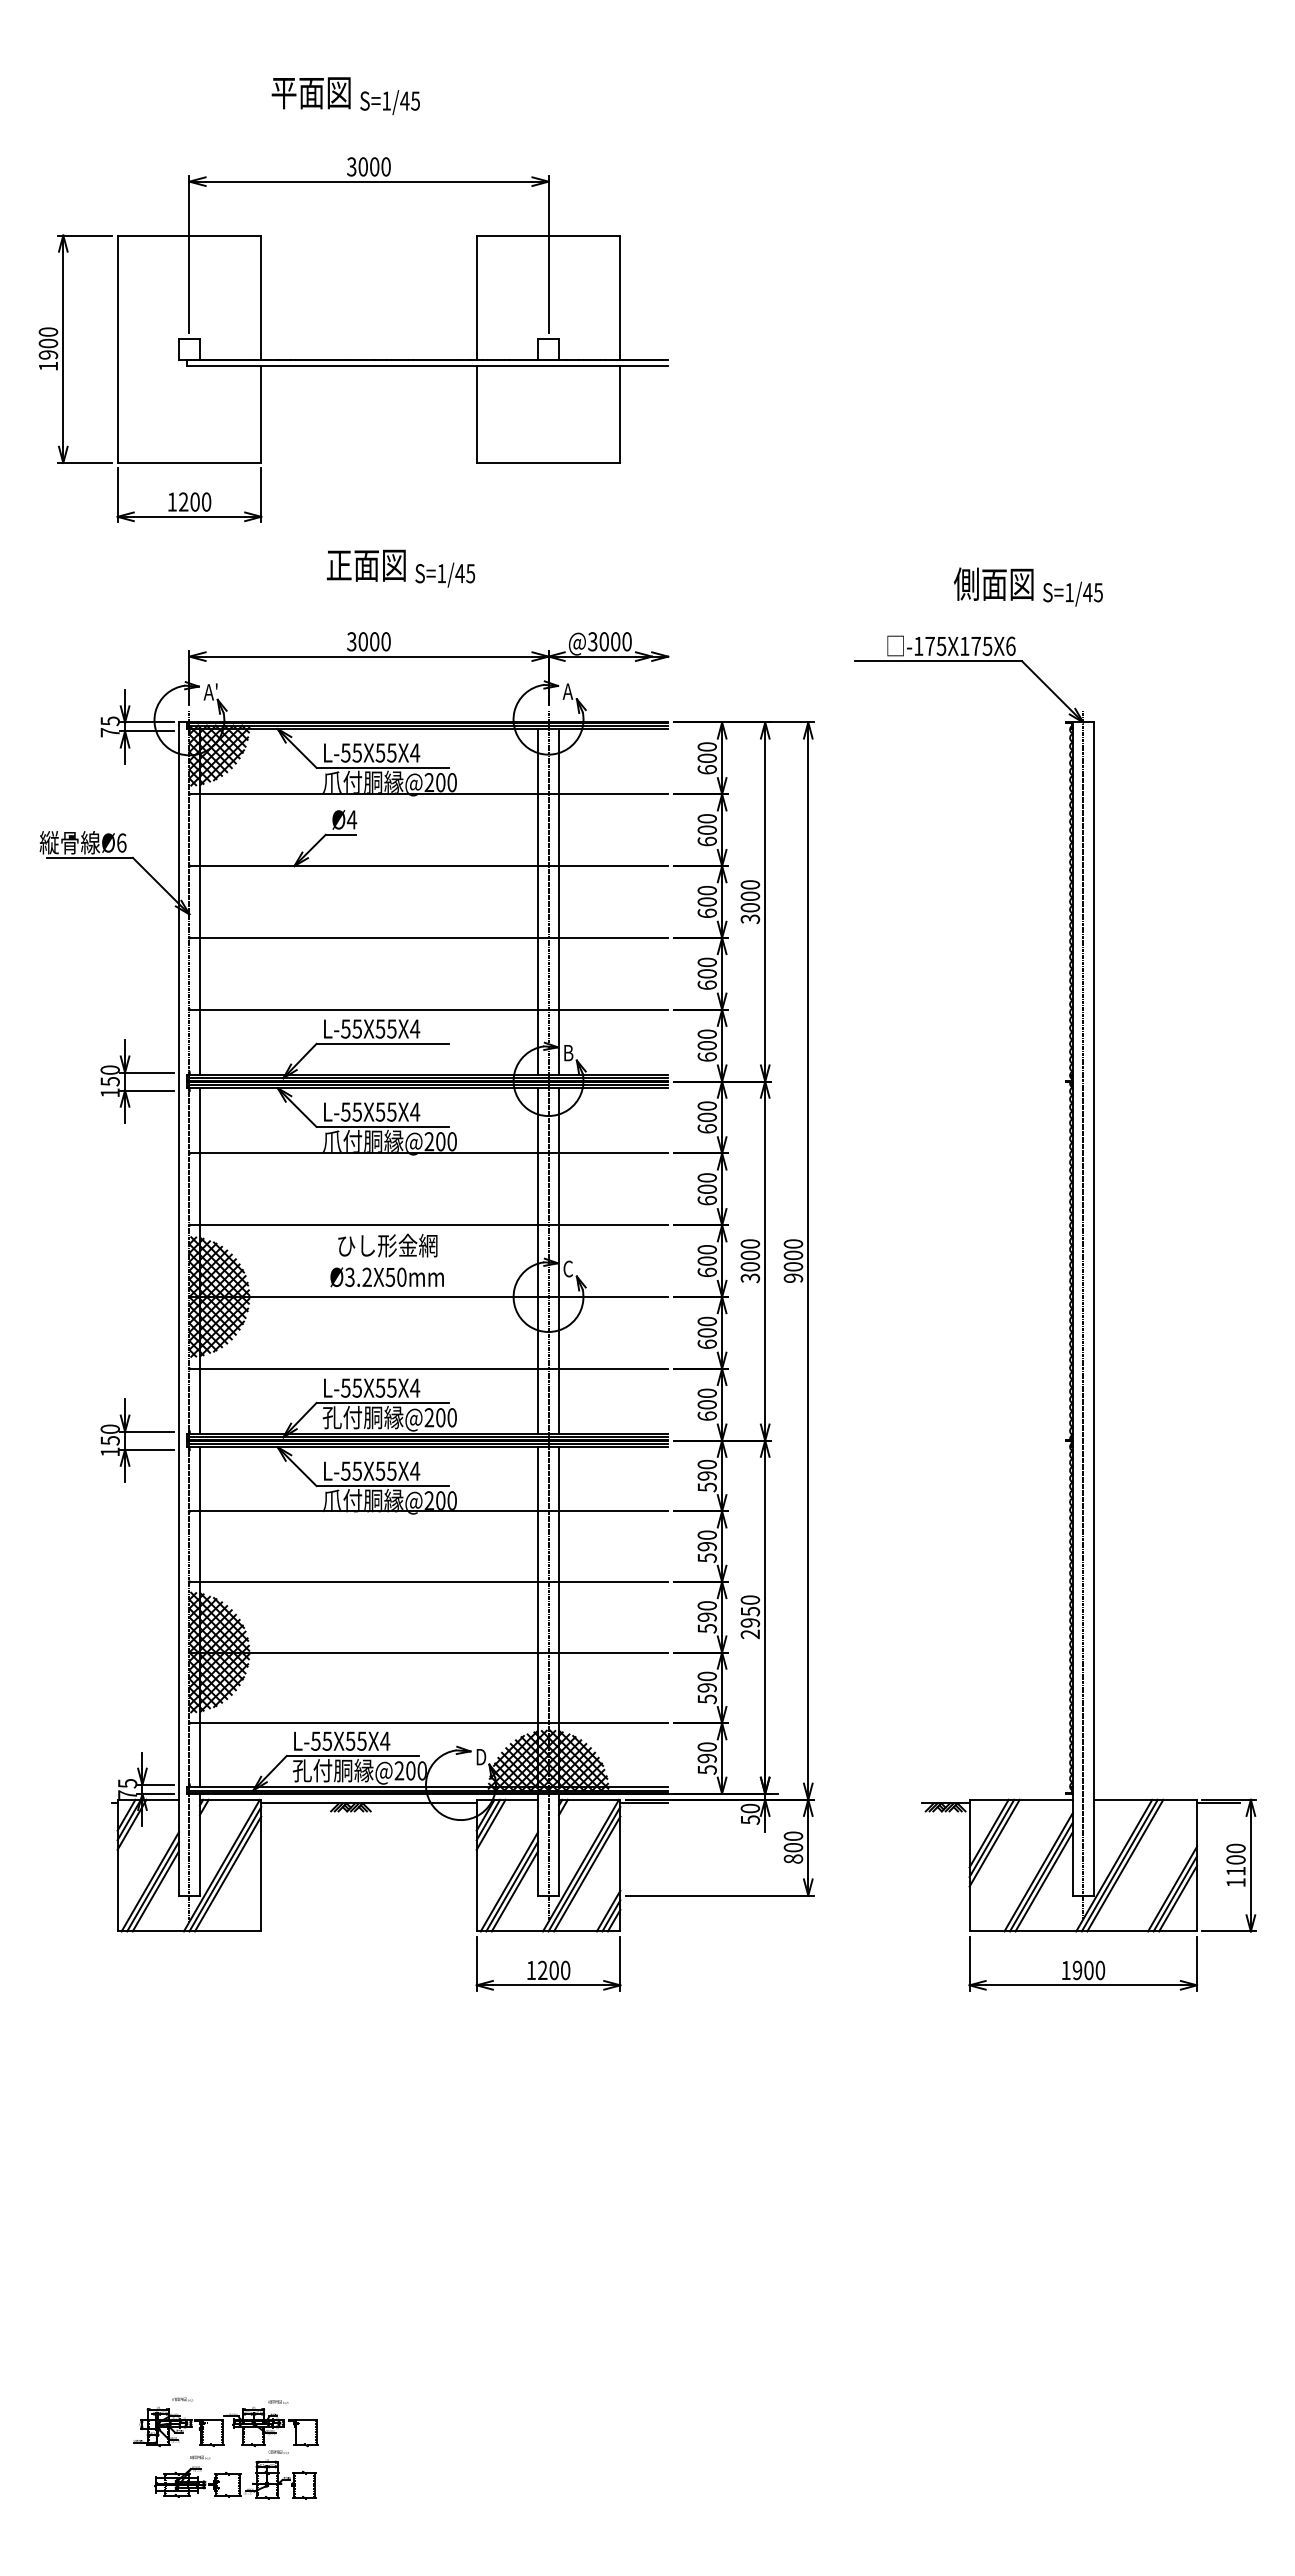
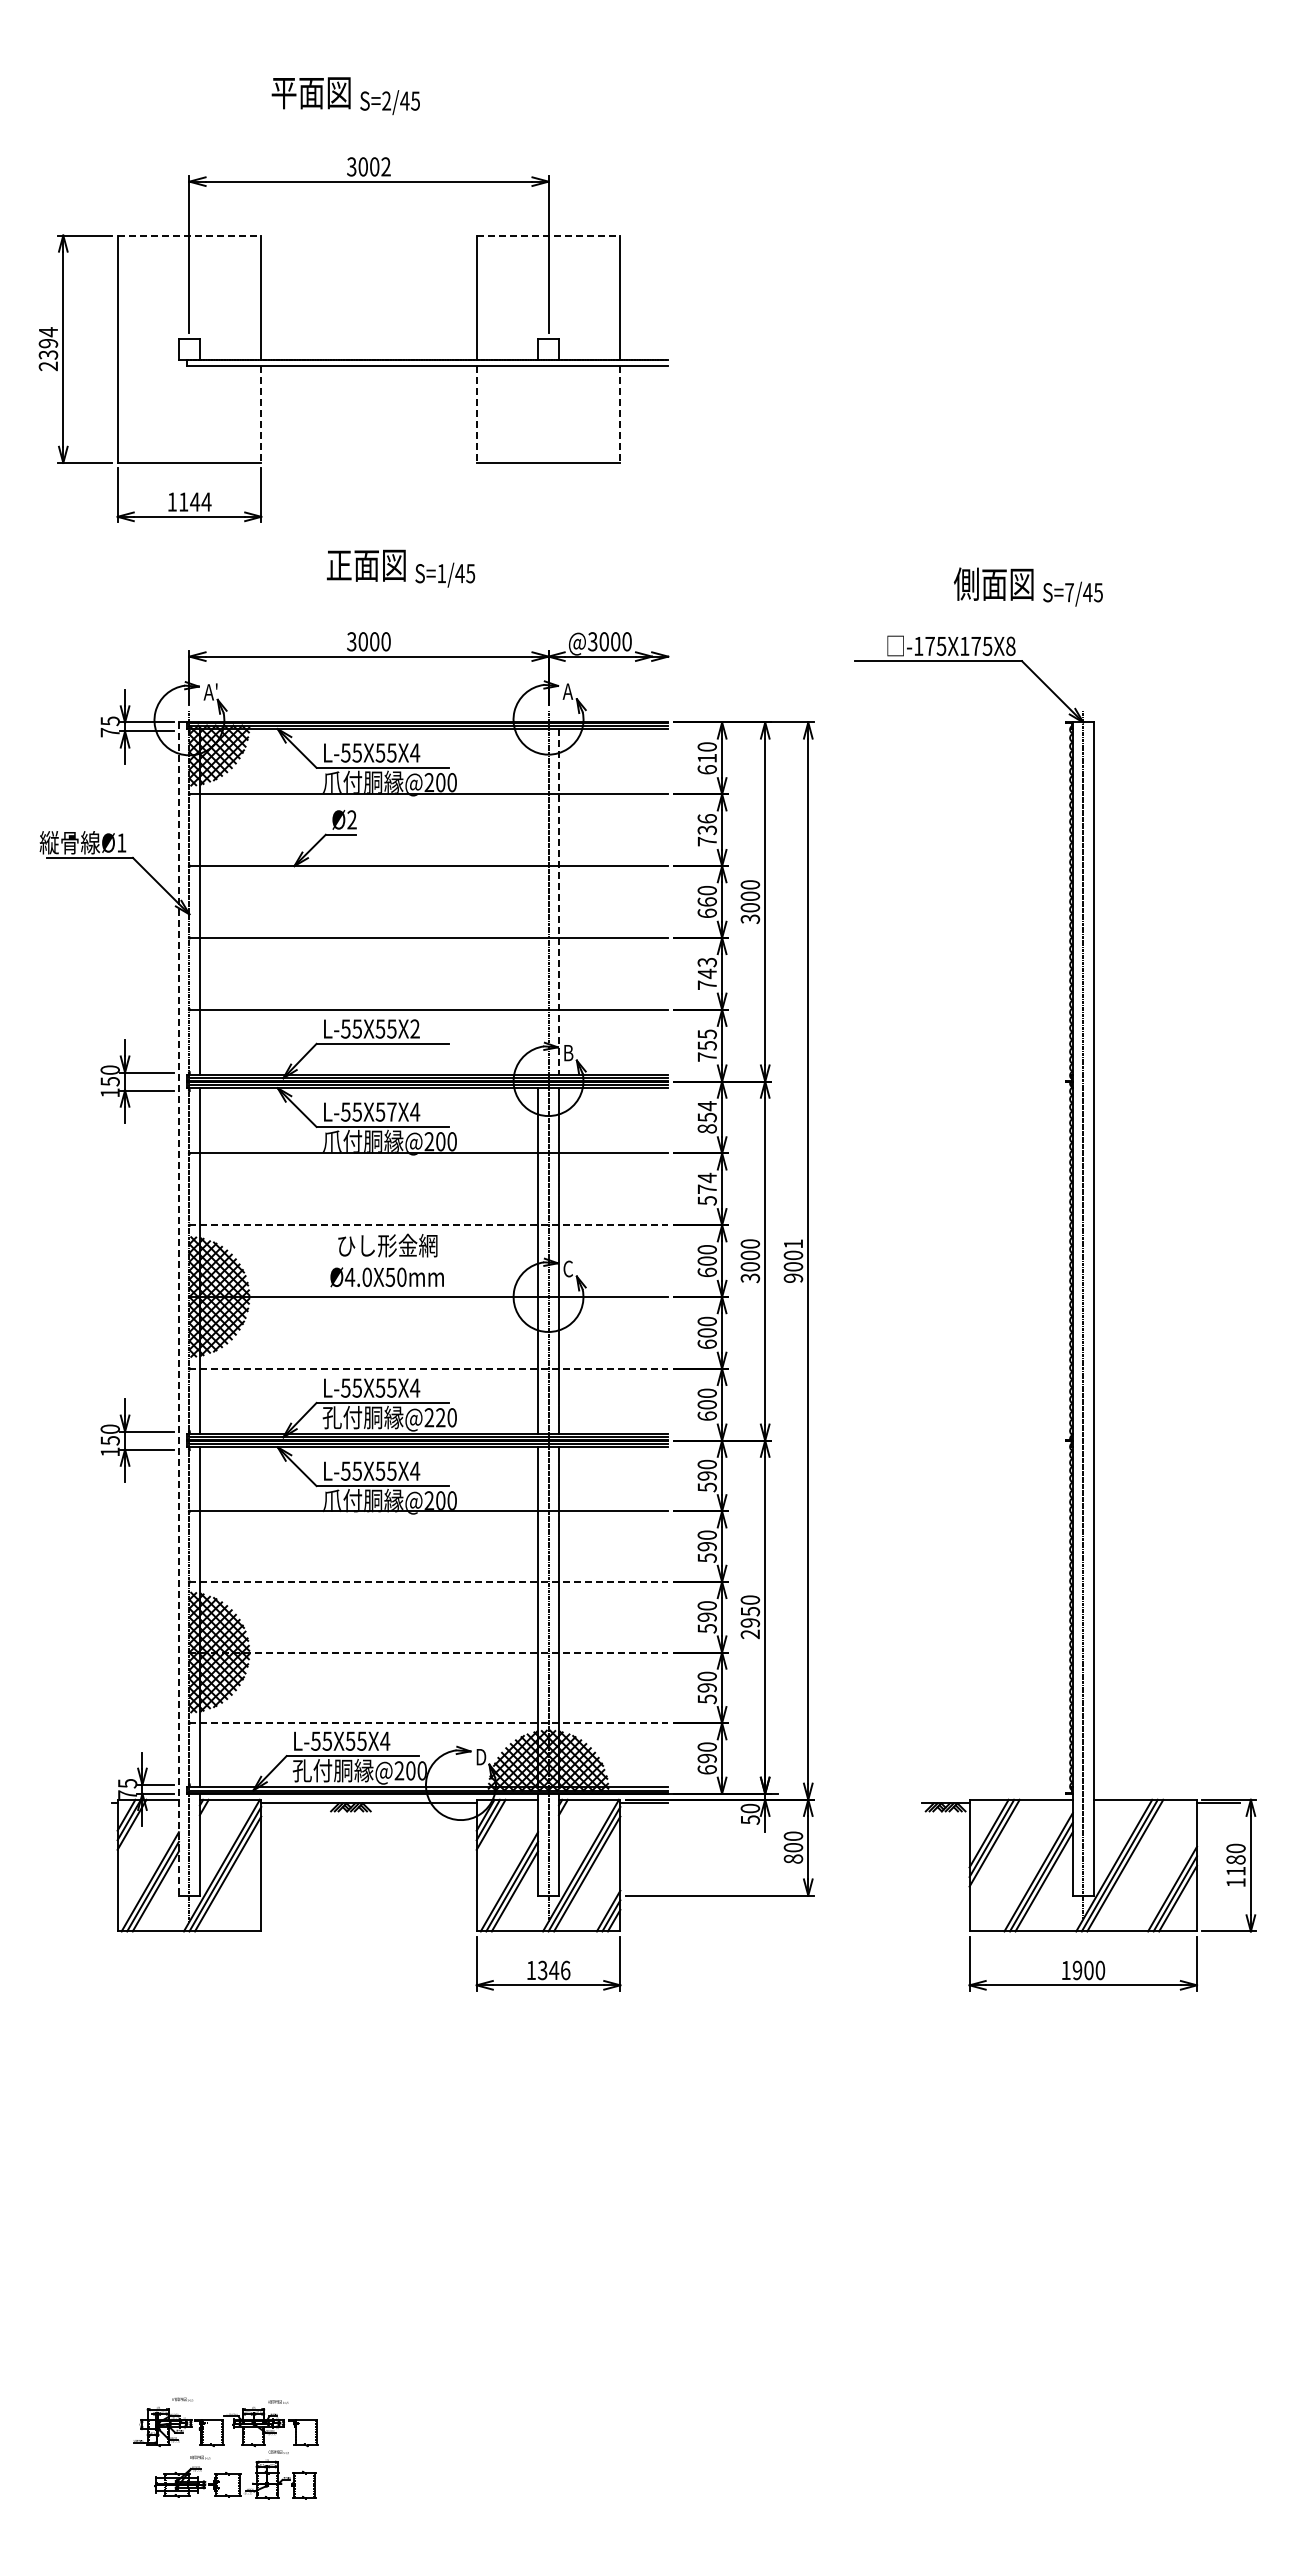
text: S=1/45 -> S=2/45 (386, 100)
text: 3000 -> 3002 (385, 166)
line: solid -> dashed (189, 235)
line: solid -> dashed (548, 235)
text: 1900 -> 2394 (48, 349)
line: solid -> dashed (261, 415)
line: solid -> dashed (476, 415)
line: solid -> dashed (620, 415)
text: 1200 -> 1144 (195, 501)
text: S=1/45 -> S=7/45 (1069, 592)
text: -175X175X6 -> -175X175X8 (1010, 645)
text: 600 -> 610 (706, 757)
text: Ø4 -> Ø2 (351, 819)
text: 600 -> 736 (706, 830)
text: Ø6 -> Ø1 (121, 842)
text: 600 -> 660 (706, 901)
line: present -> none (538, 902)
line: solid -> dashed (559, 902)
text: 600 -> 743 (706, 973)
text: L-55X55X4 -> L-55X55X2 (415, 1028)
text: 600 -> 755 (706, 1045)
text: L-55X55X4 -> L-55X57X4 (391, 1111)
text: 600 -> 854 (706, 1117)
text: 600 -> 574 (706, 1188)
line: solid -> dashed (429, 1225)
text: 9000 -> 9001 (793, 1243)
text: Ø3.2X50mm -> Ø4.0X50mm (357, 1277)
line: solid -> dashed (178, 1309)
line: solid -> dashed (429, 1368)
text: @200 -> @220 (440, 1417)
line: solid -> dashed (429, 1581)
line: solid -> dashed (429, 1652)
line: solid -> dashed (429, 1723)
text: 590 -> 690 (706, 1769)
text: 1100 -> 1180 (1236, 1859)
text: 1200 -> 1346 (553, 1970)
